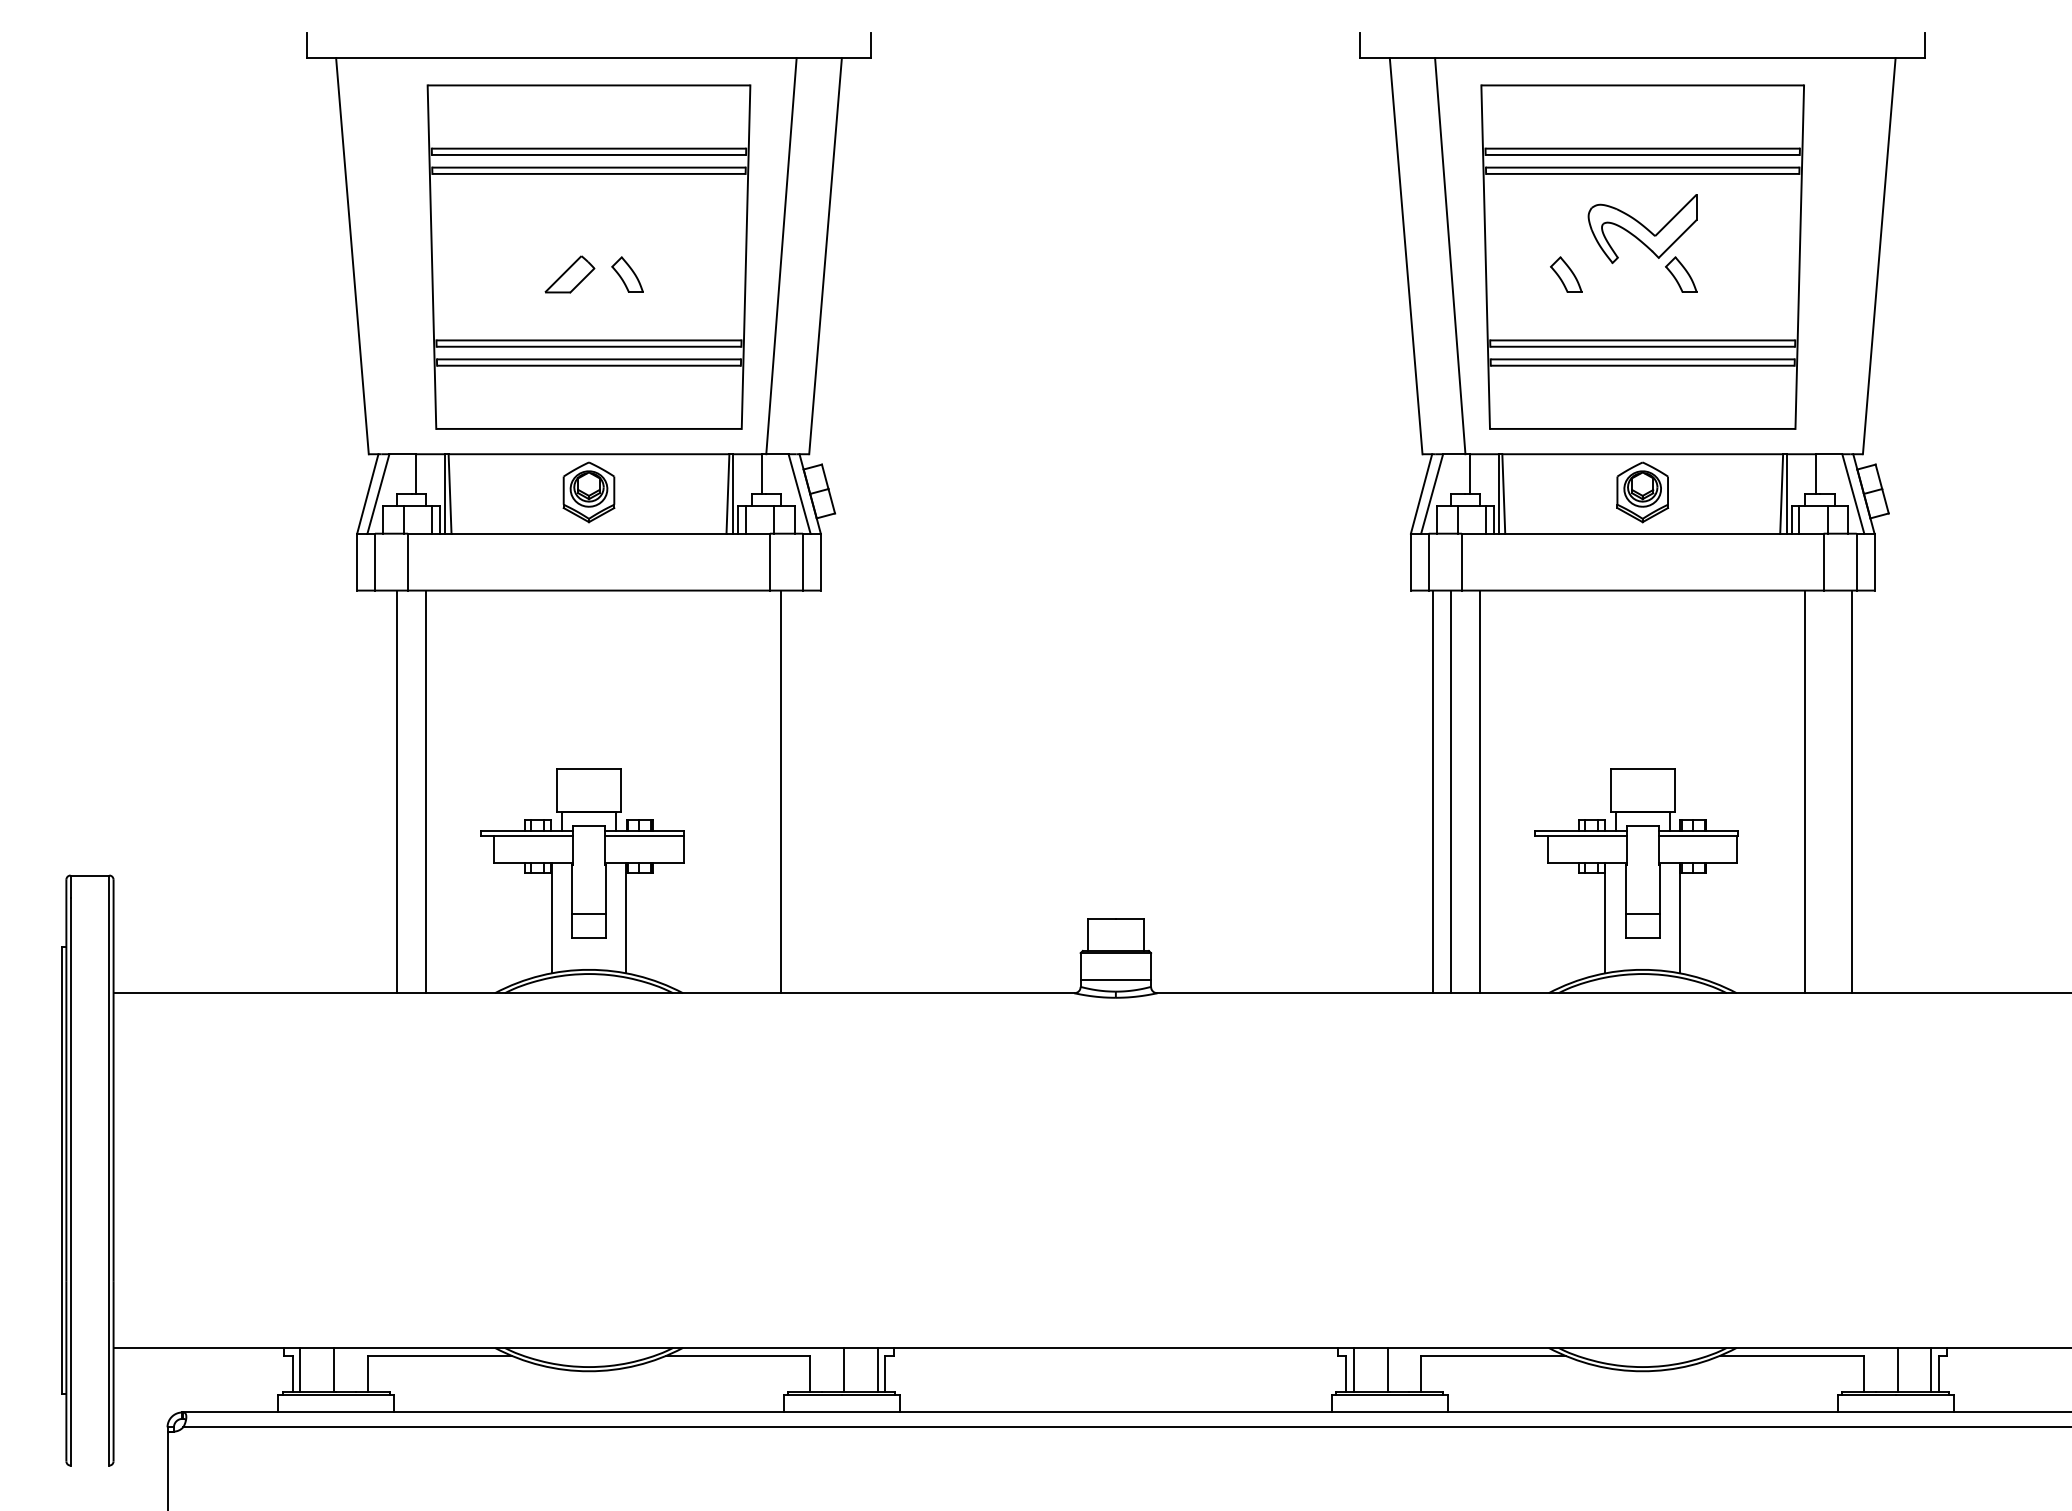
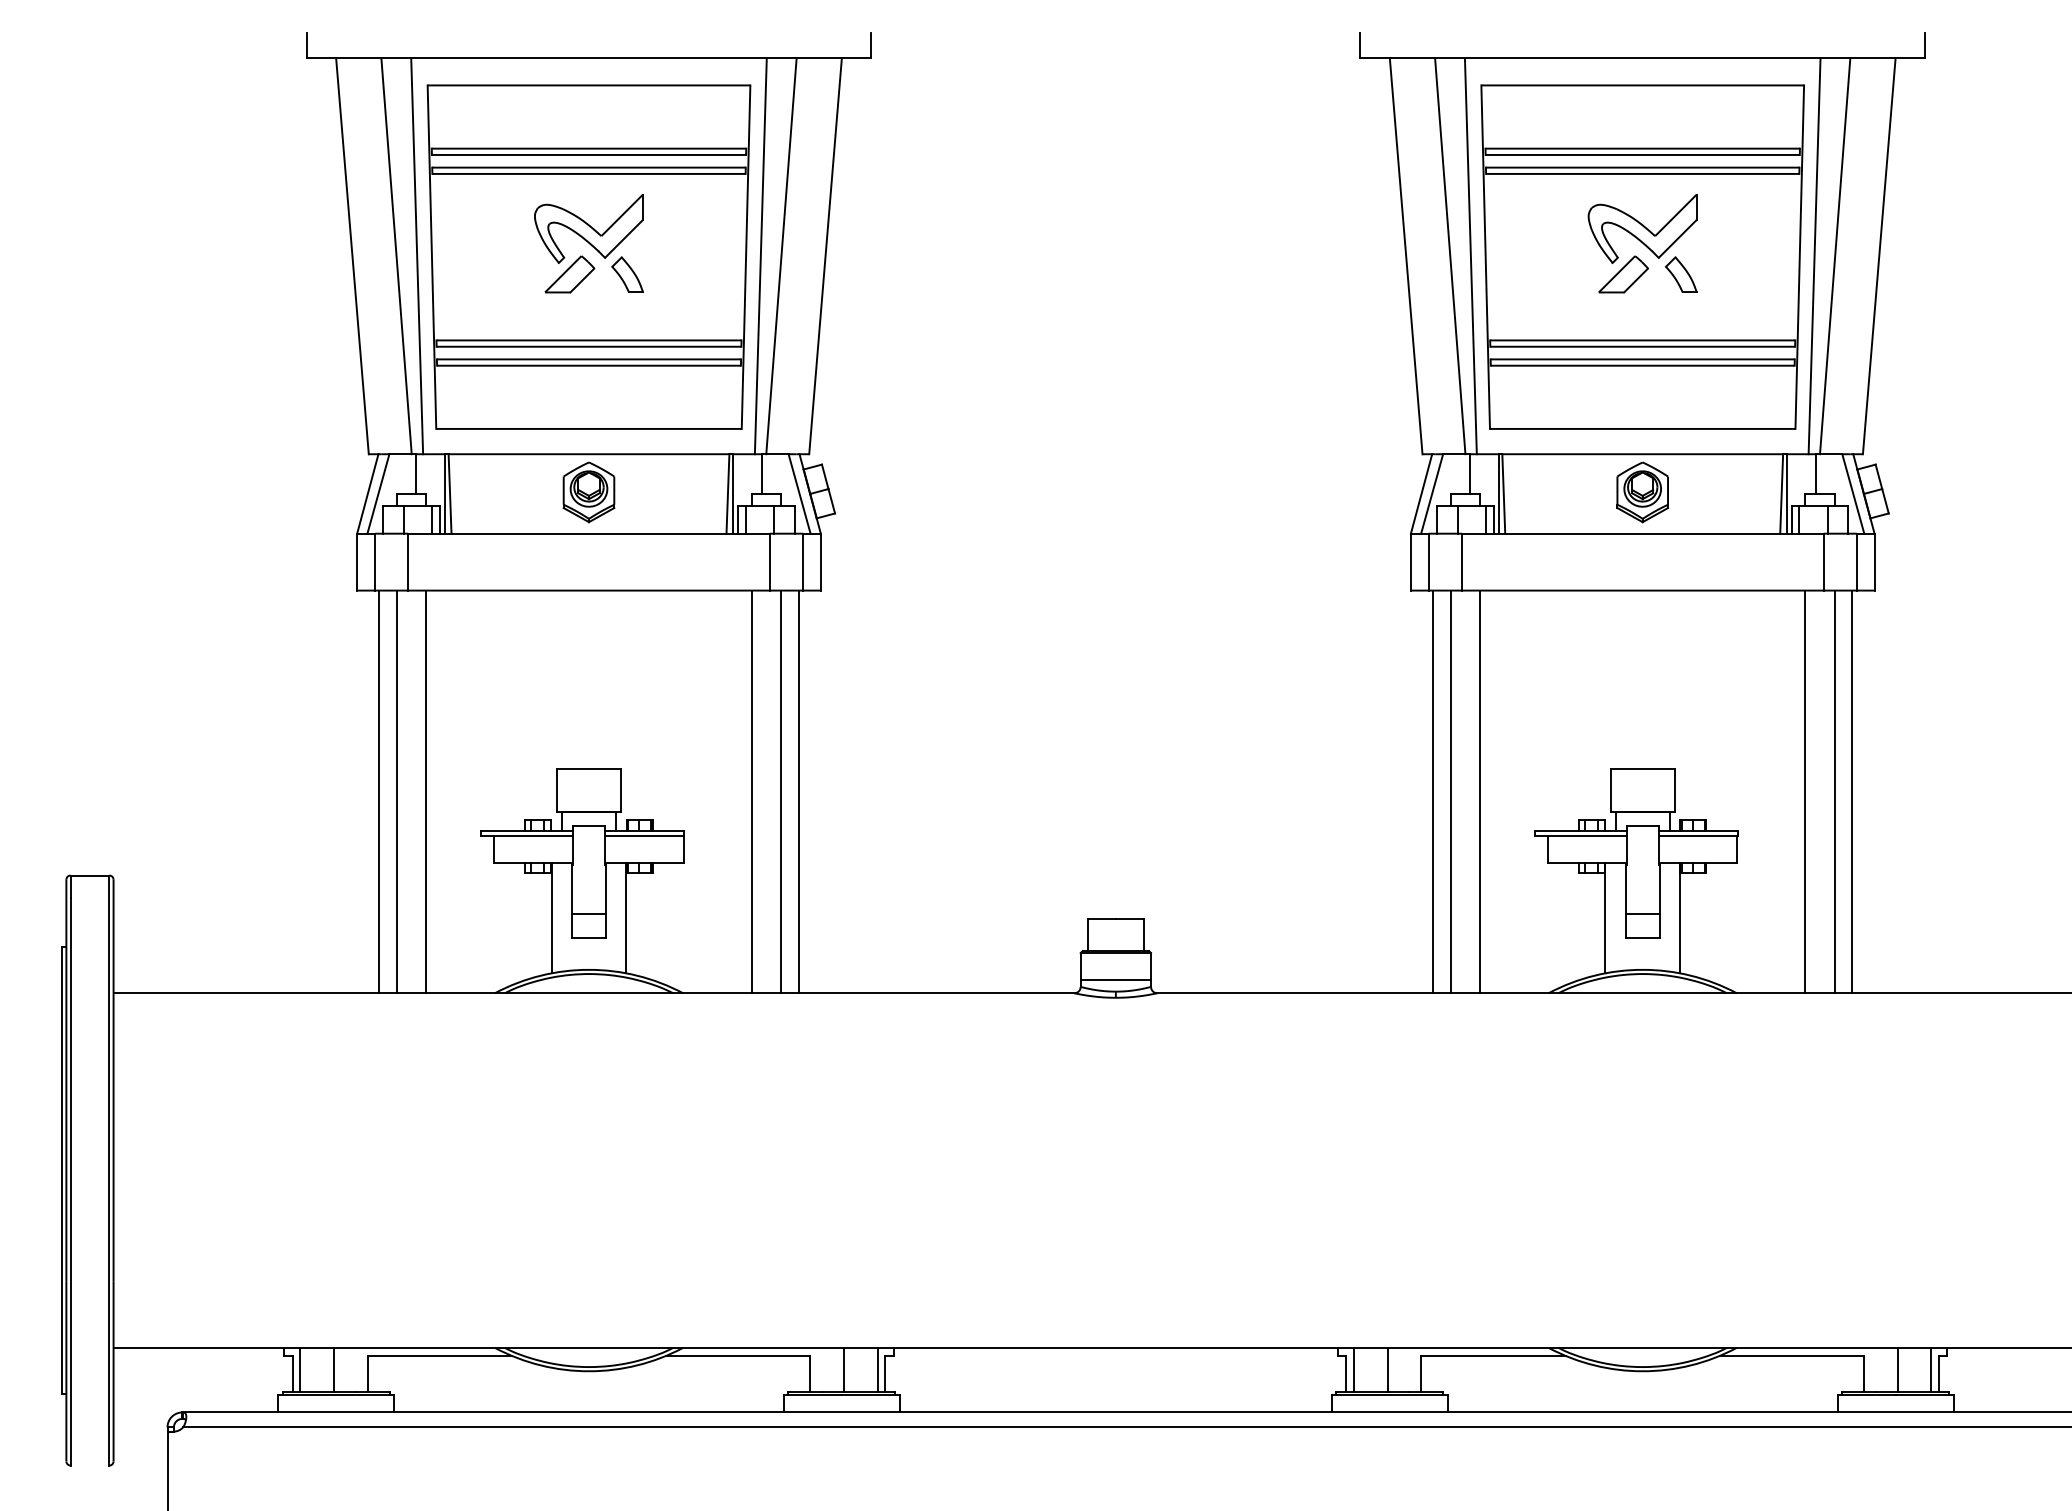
part: none -> present (588, 228)
line: none -> present (396, 256)
line: none -> present (417, 256)
line: none -> present (760, 256)
line: none -> present (1470, 256)
line: none -> present (1814, 256)
line: none -> present (1835, 256)
part: present -> none (1566, 274)
part: none -> present (1623, 274)
line: none -> present (379, 791)
line: none -> present (751, 791)
line: none -> present (798, 791)
line: none -> present (1834, 791)
